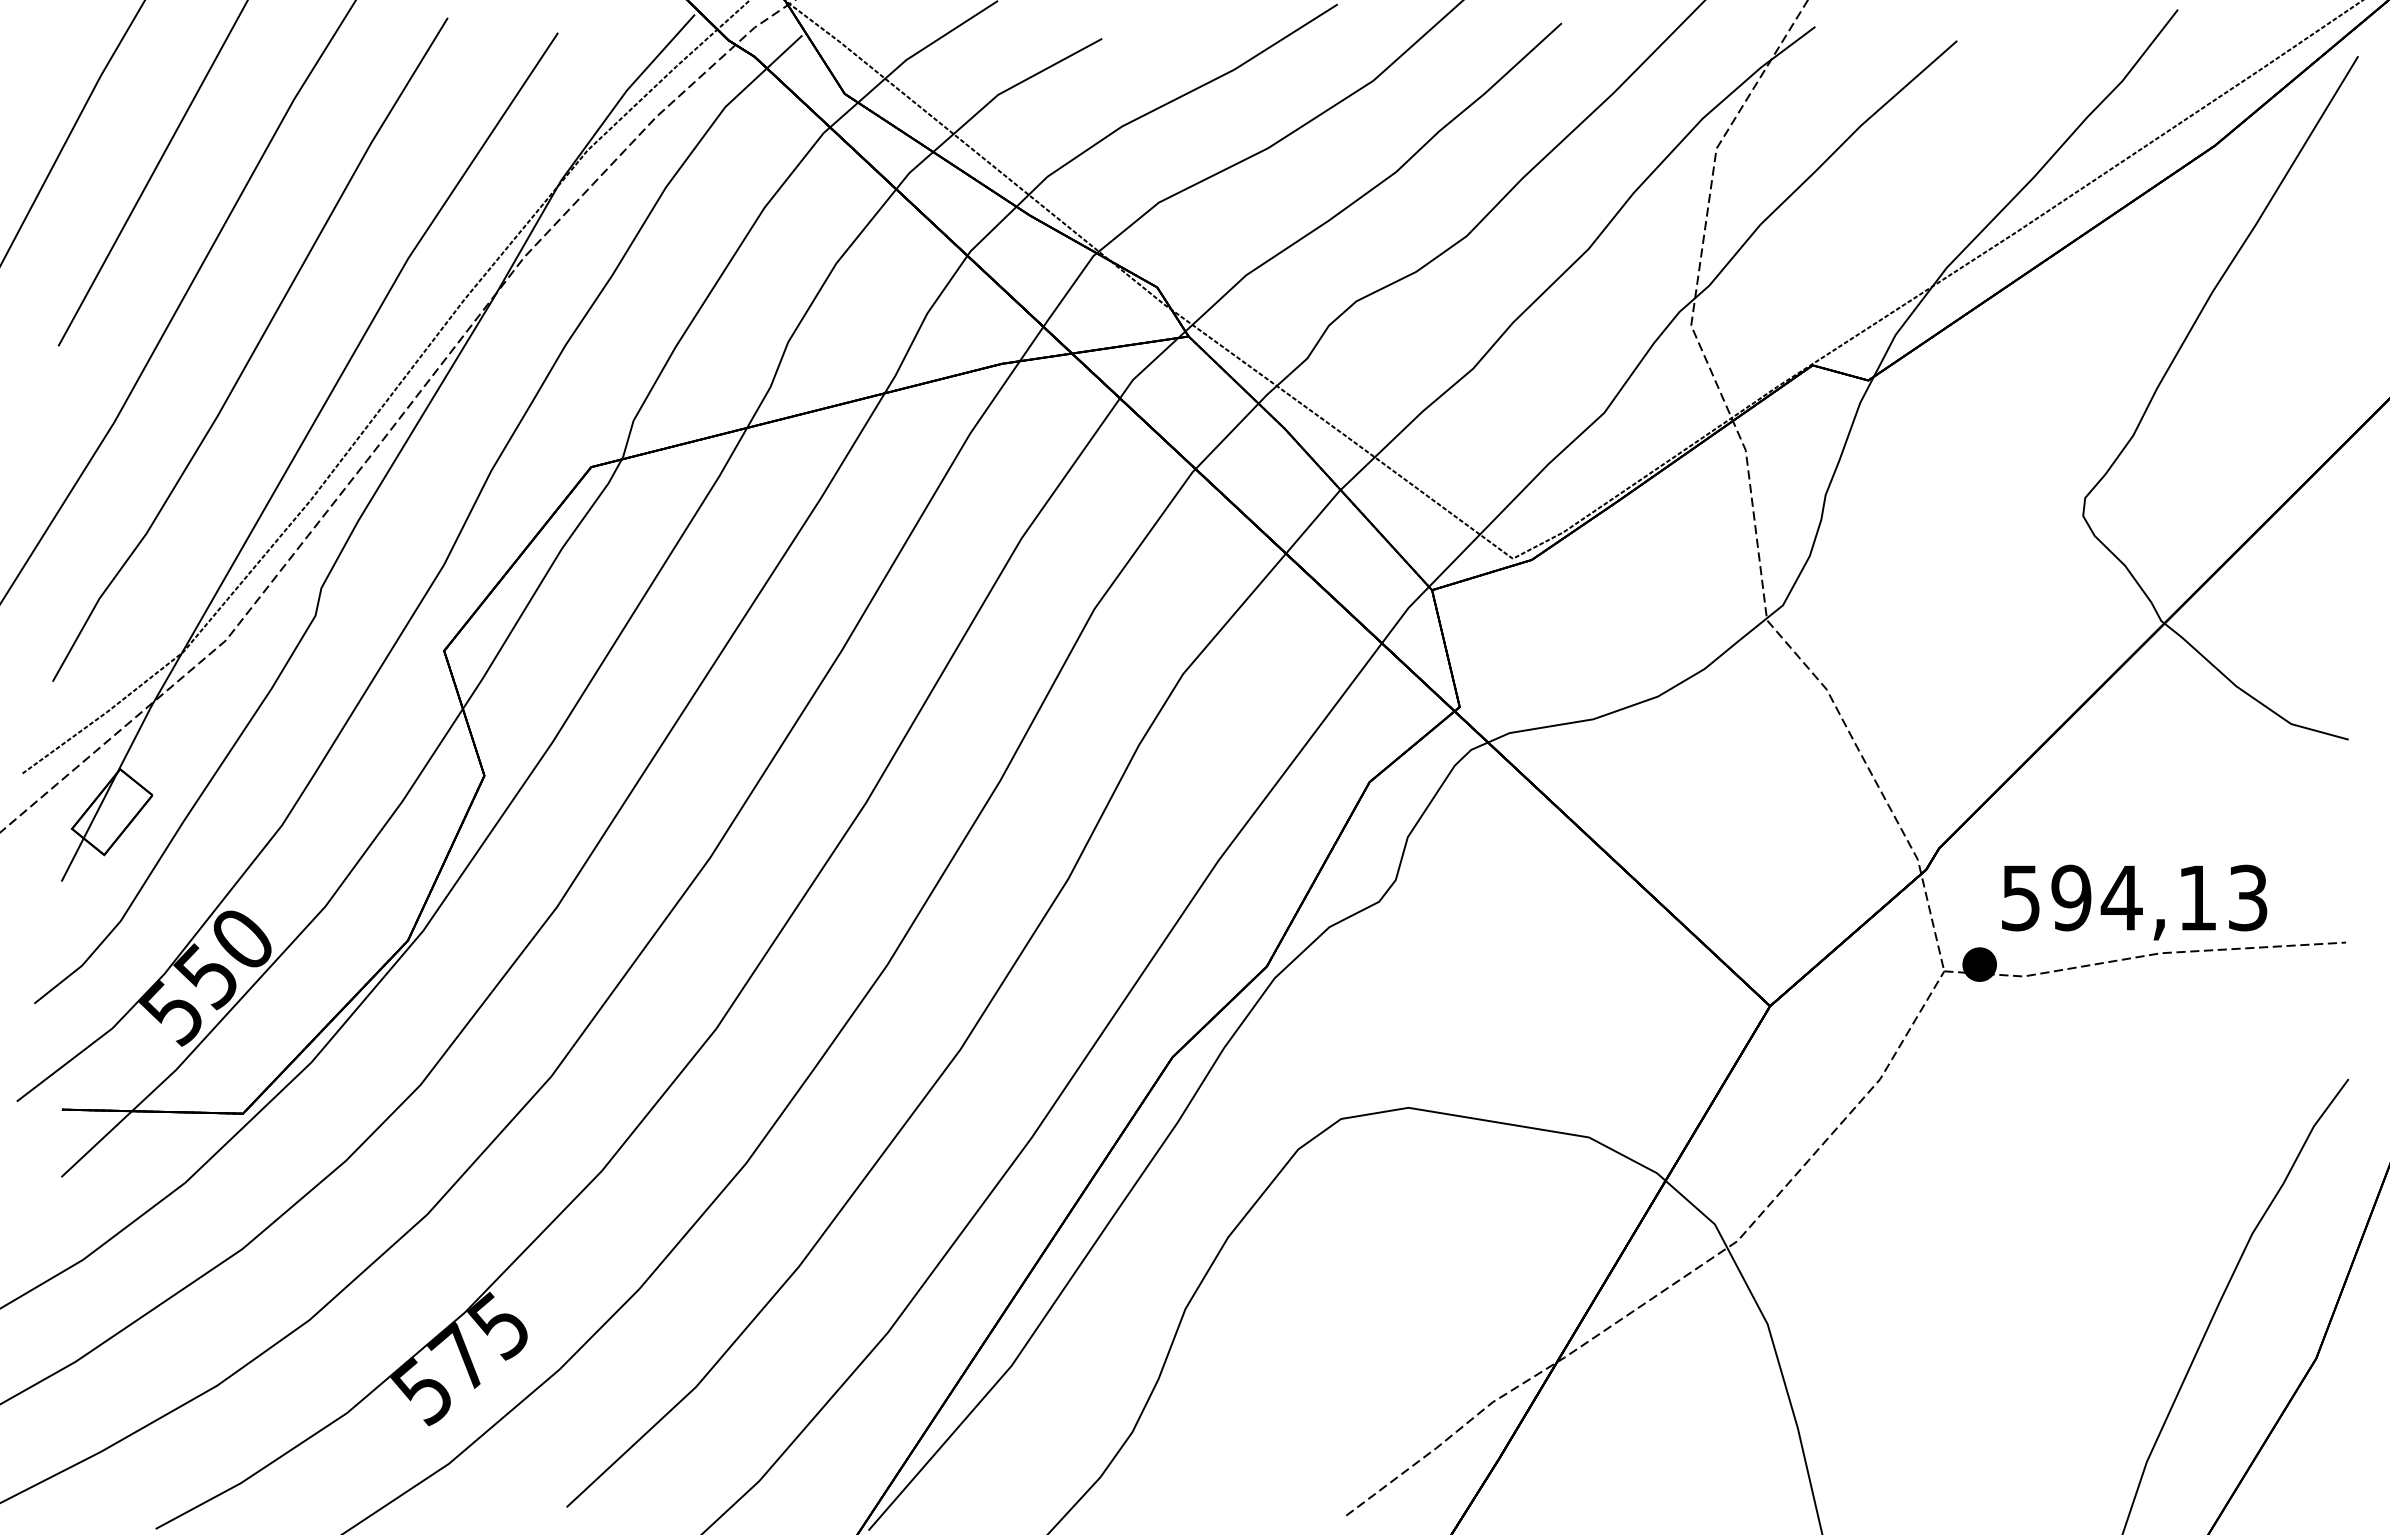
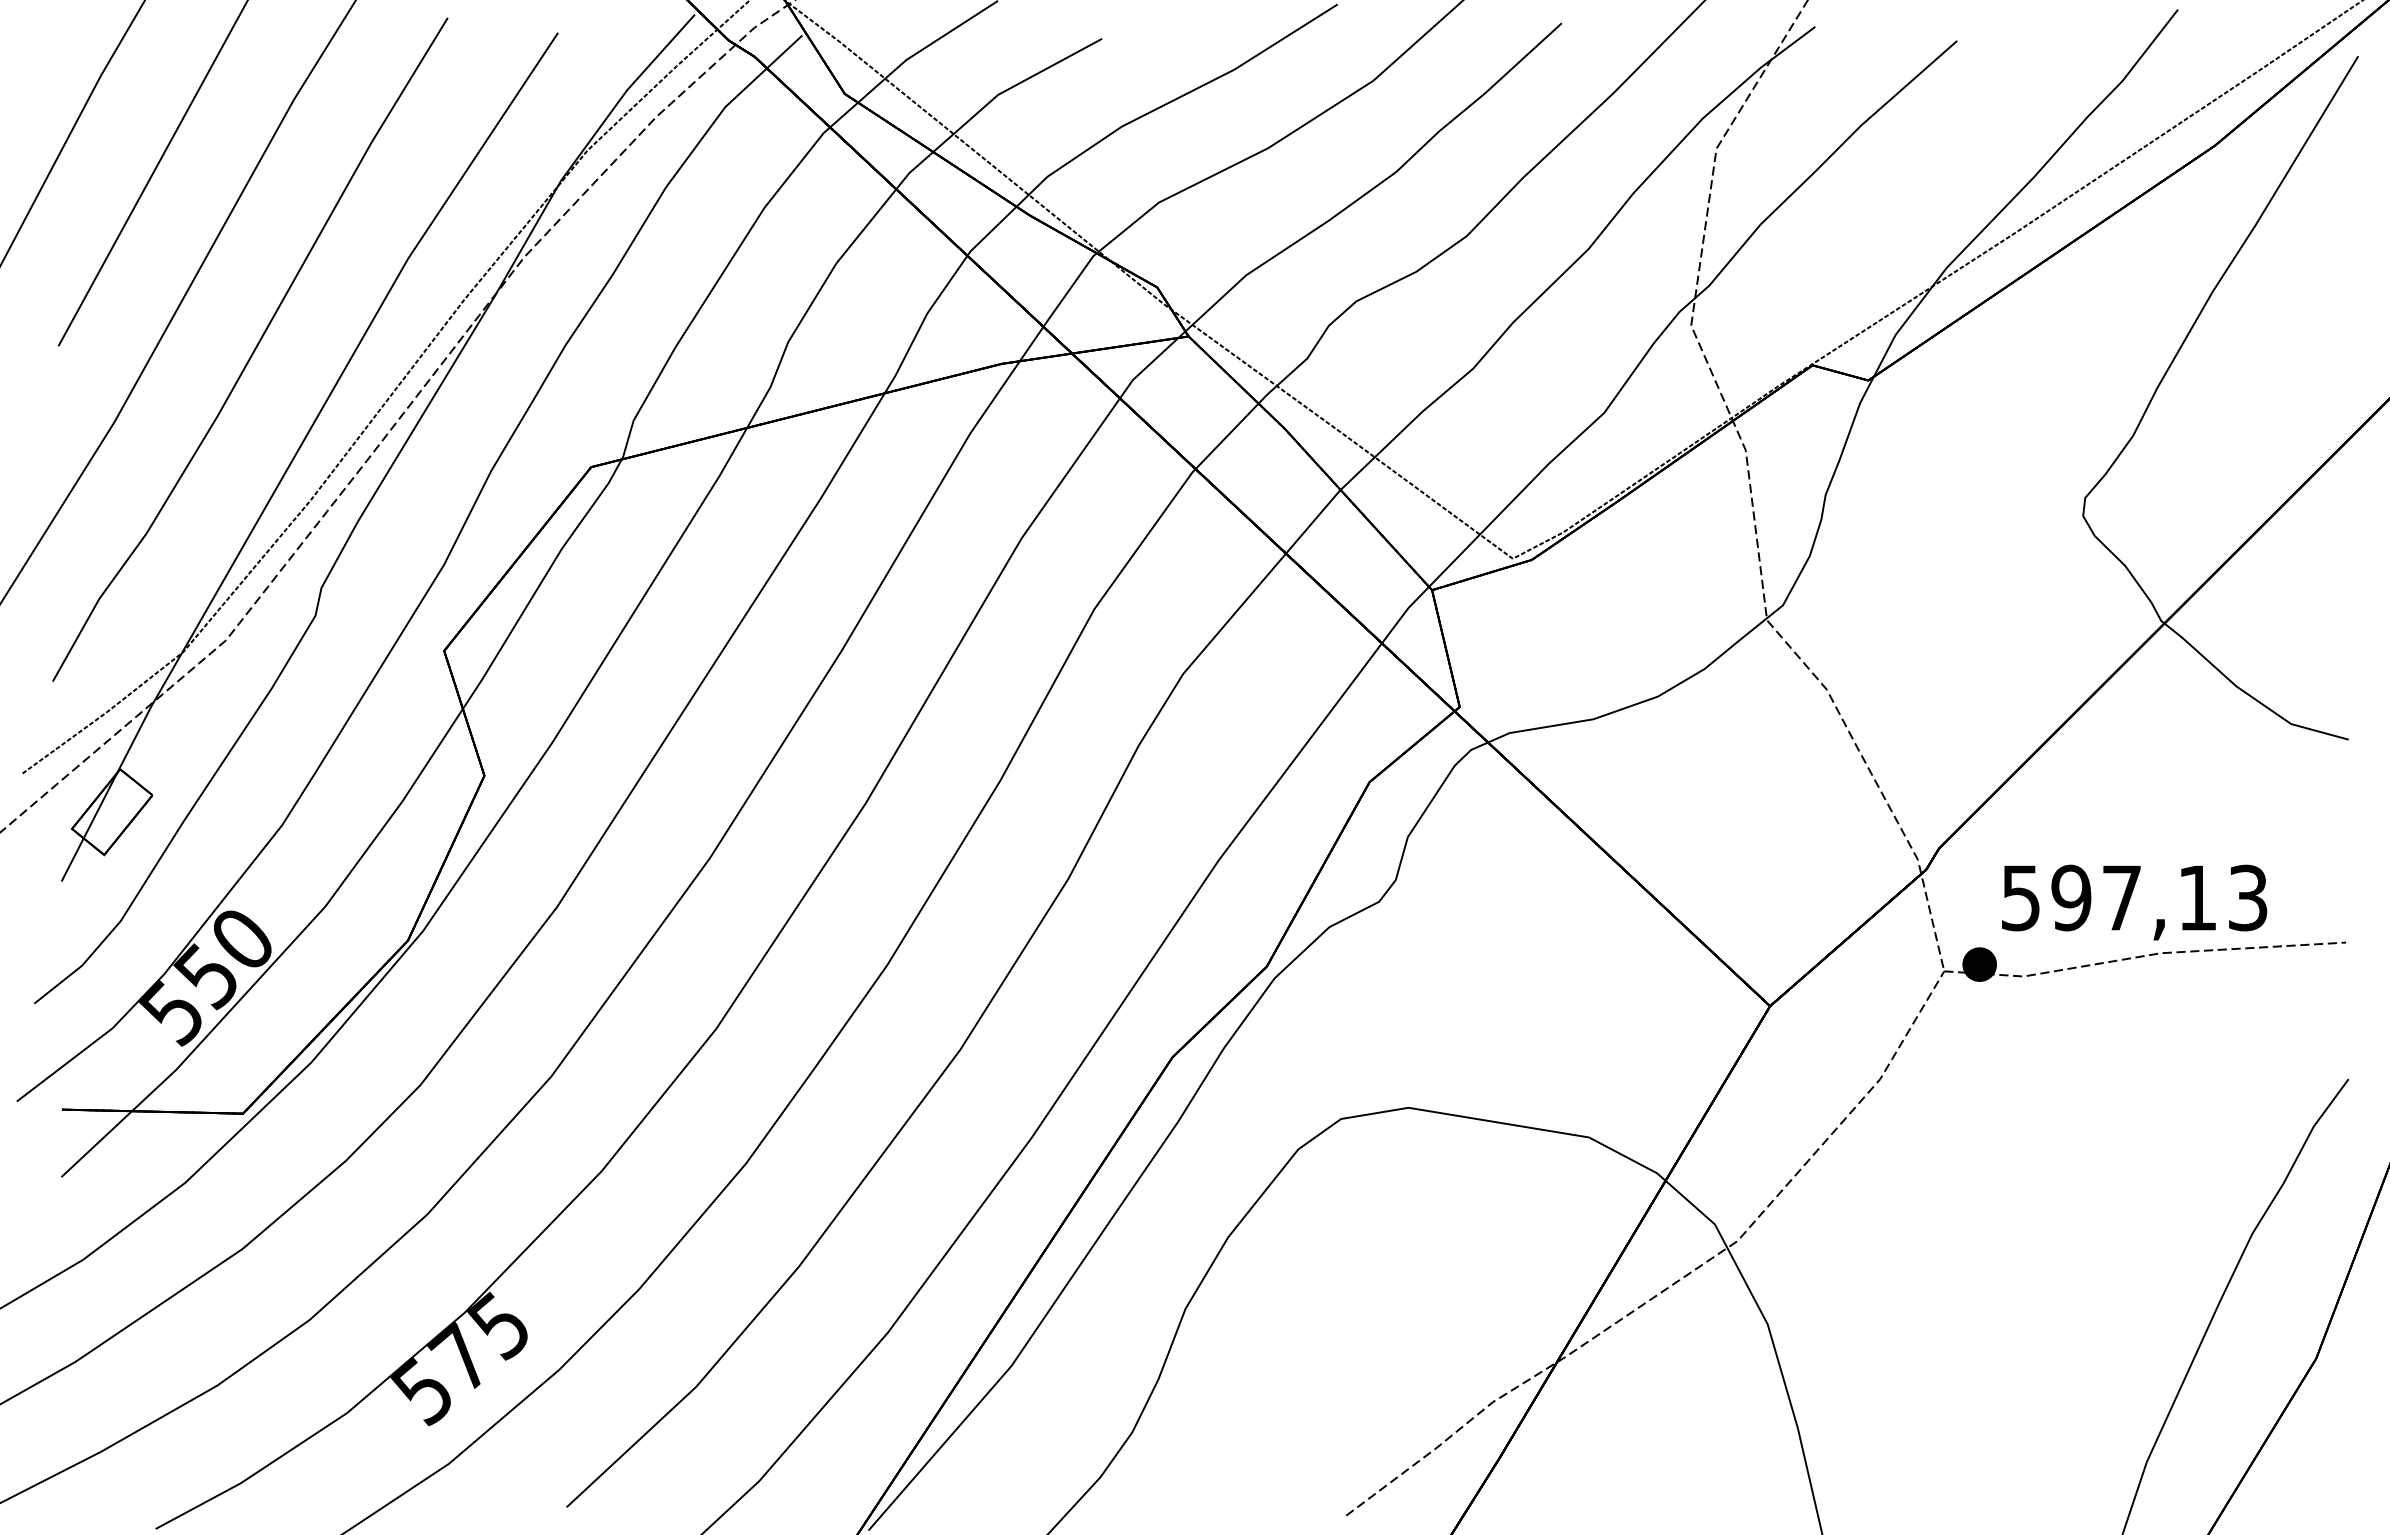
text: 594,13 -> 597,13 (2121, 897)
